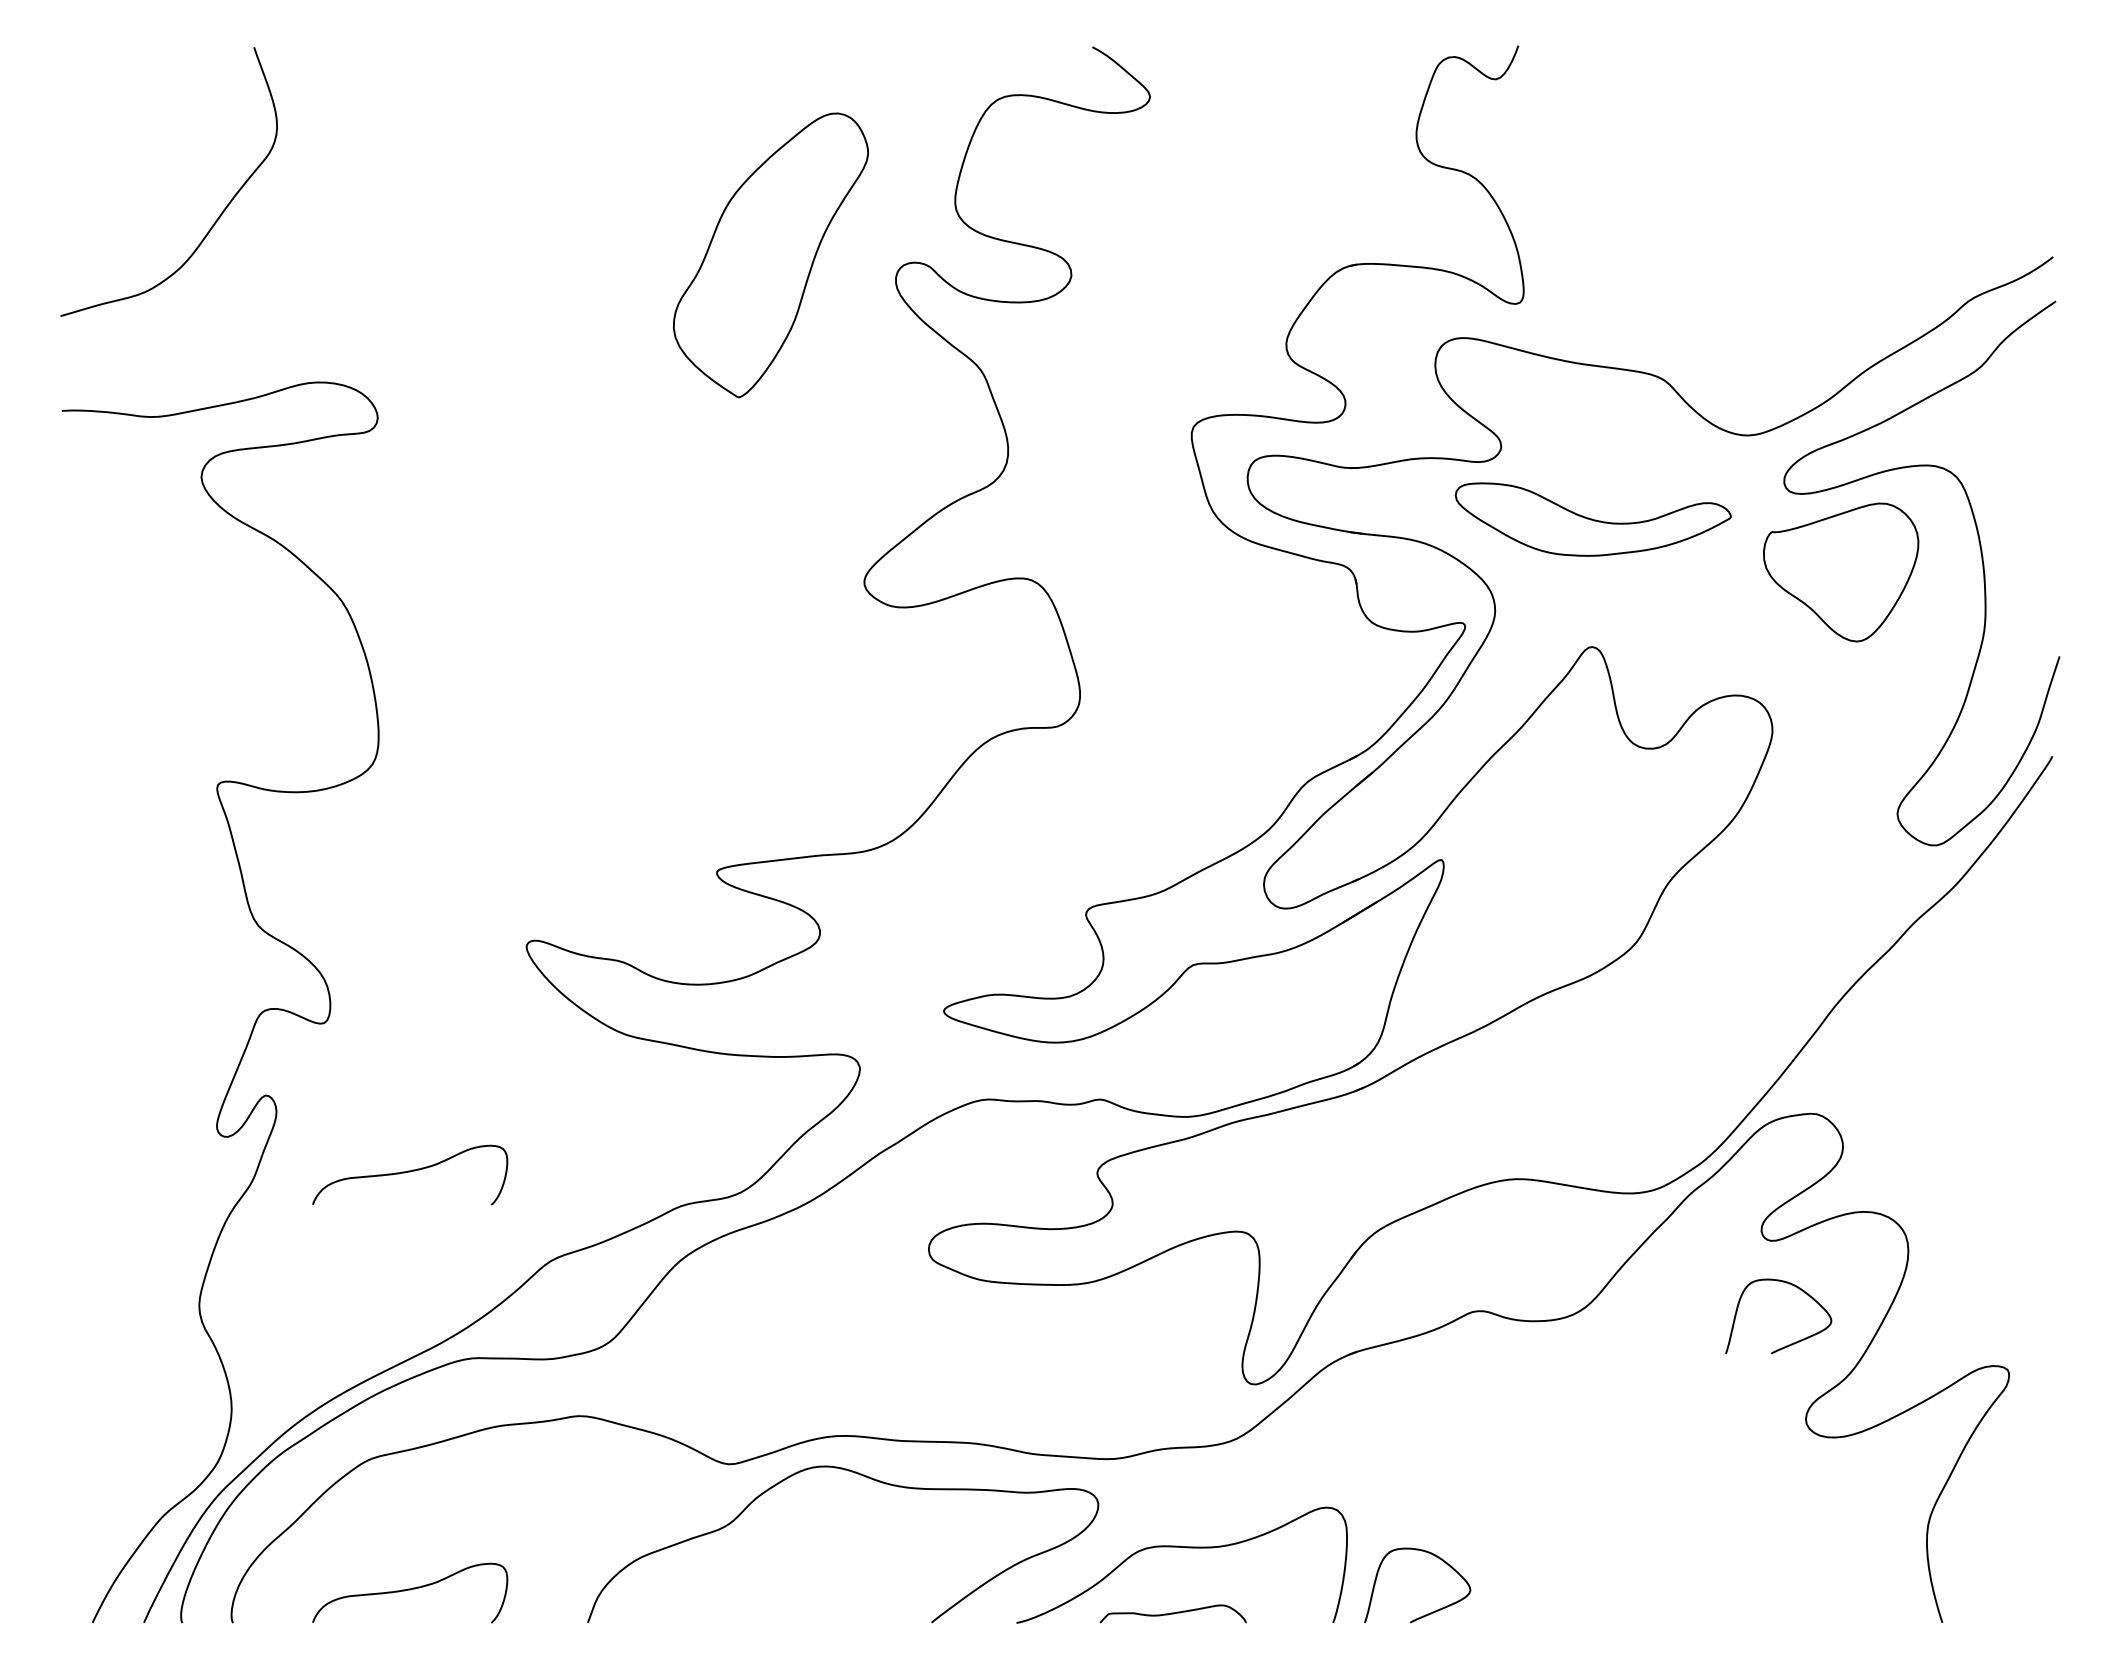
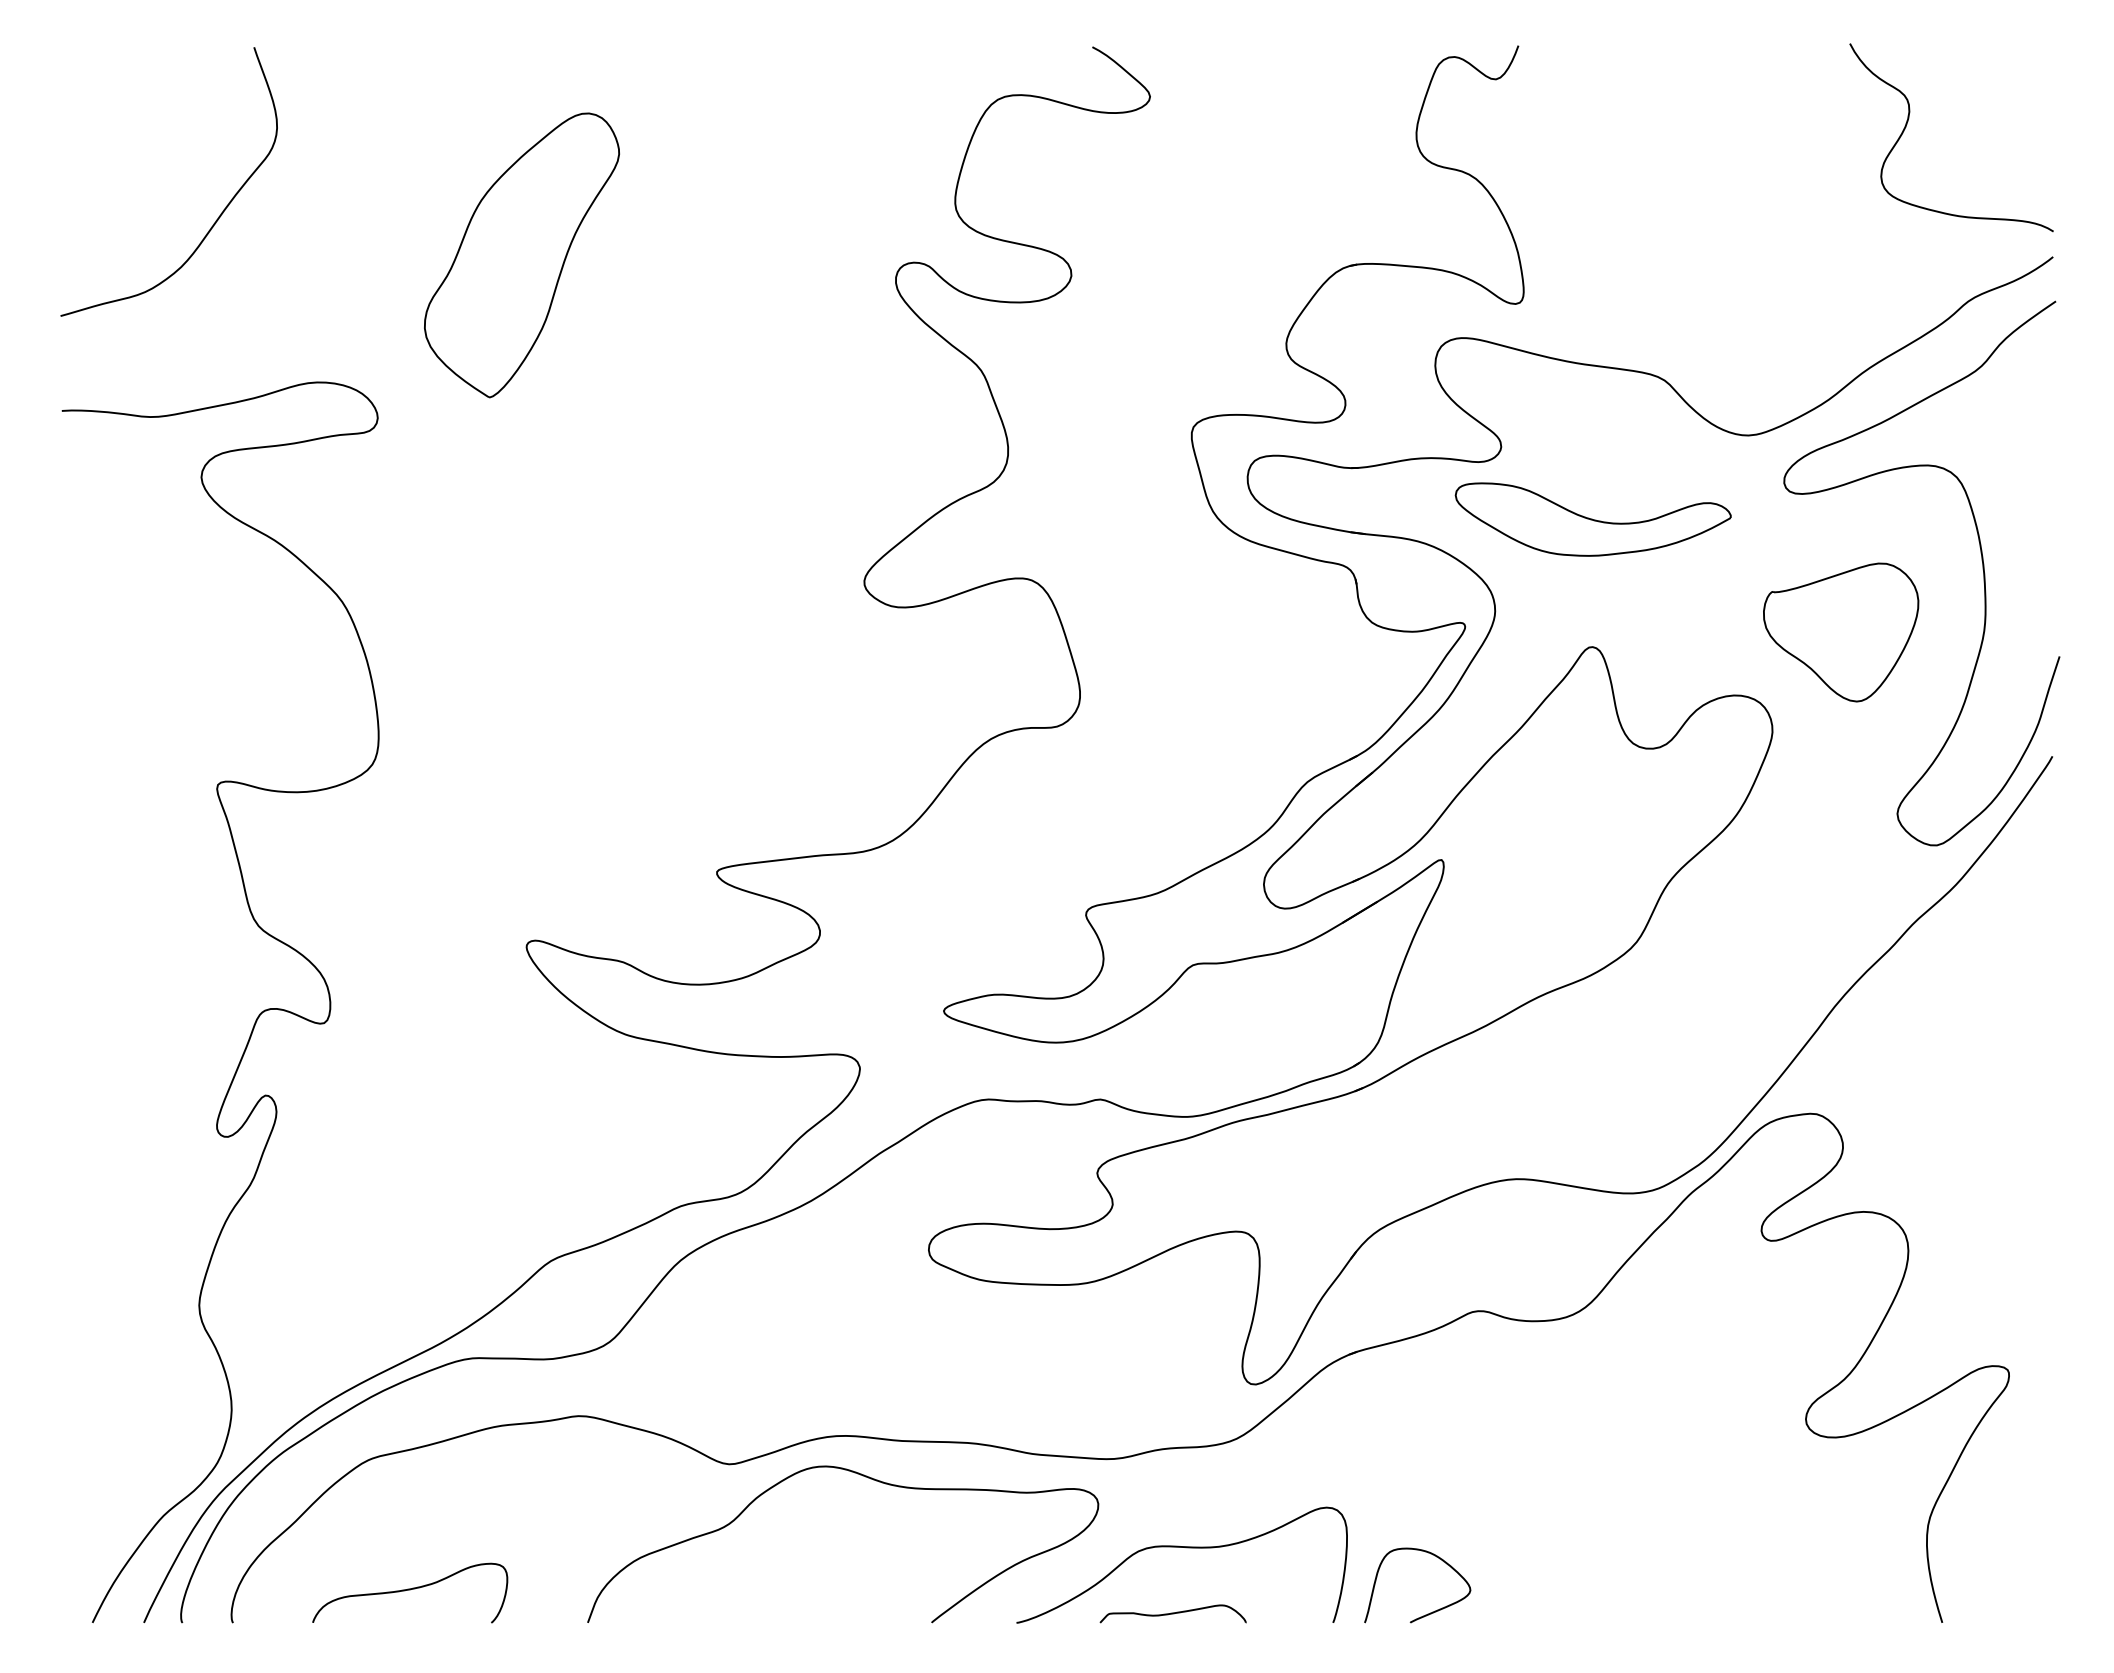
curve: none -> present (1908, 121)
part position: (770, 255) -> (521, 255) (521, 255)
part position: (1841, 572) -> (1841, 632) (1841, 632)
curve: present -> none (410, 1172)
curve: present -> none (1788, 1344)
